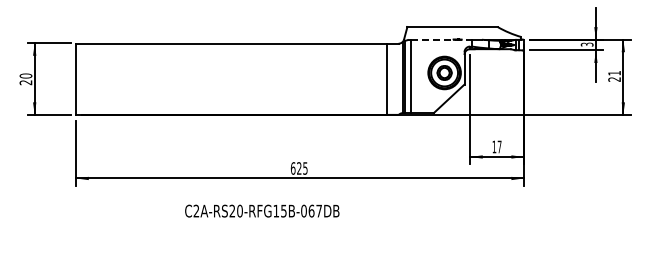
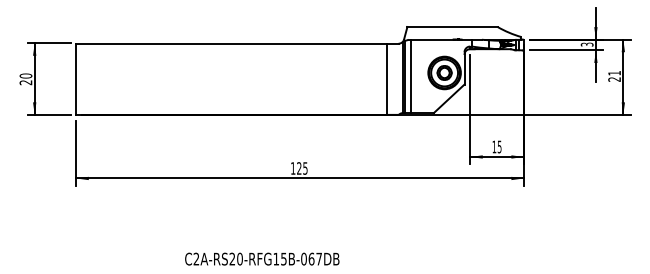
line: dashed -> solid (441, 39)
text: 17 -> 15 (499, 146)
text: 625 -> 125 (292, 168)
text position: (262, 210) -> (262, 258) (262, 258)
